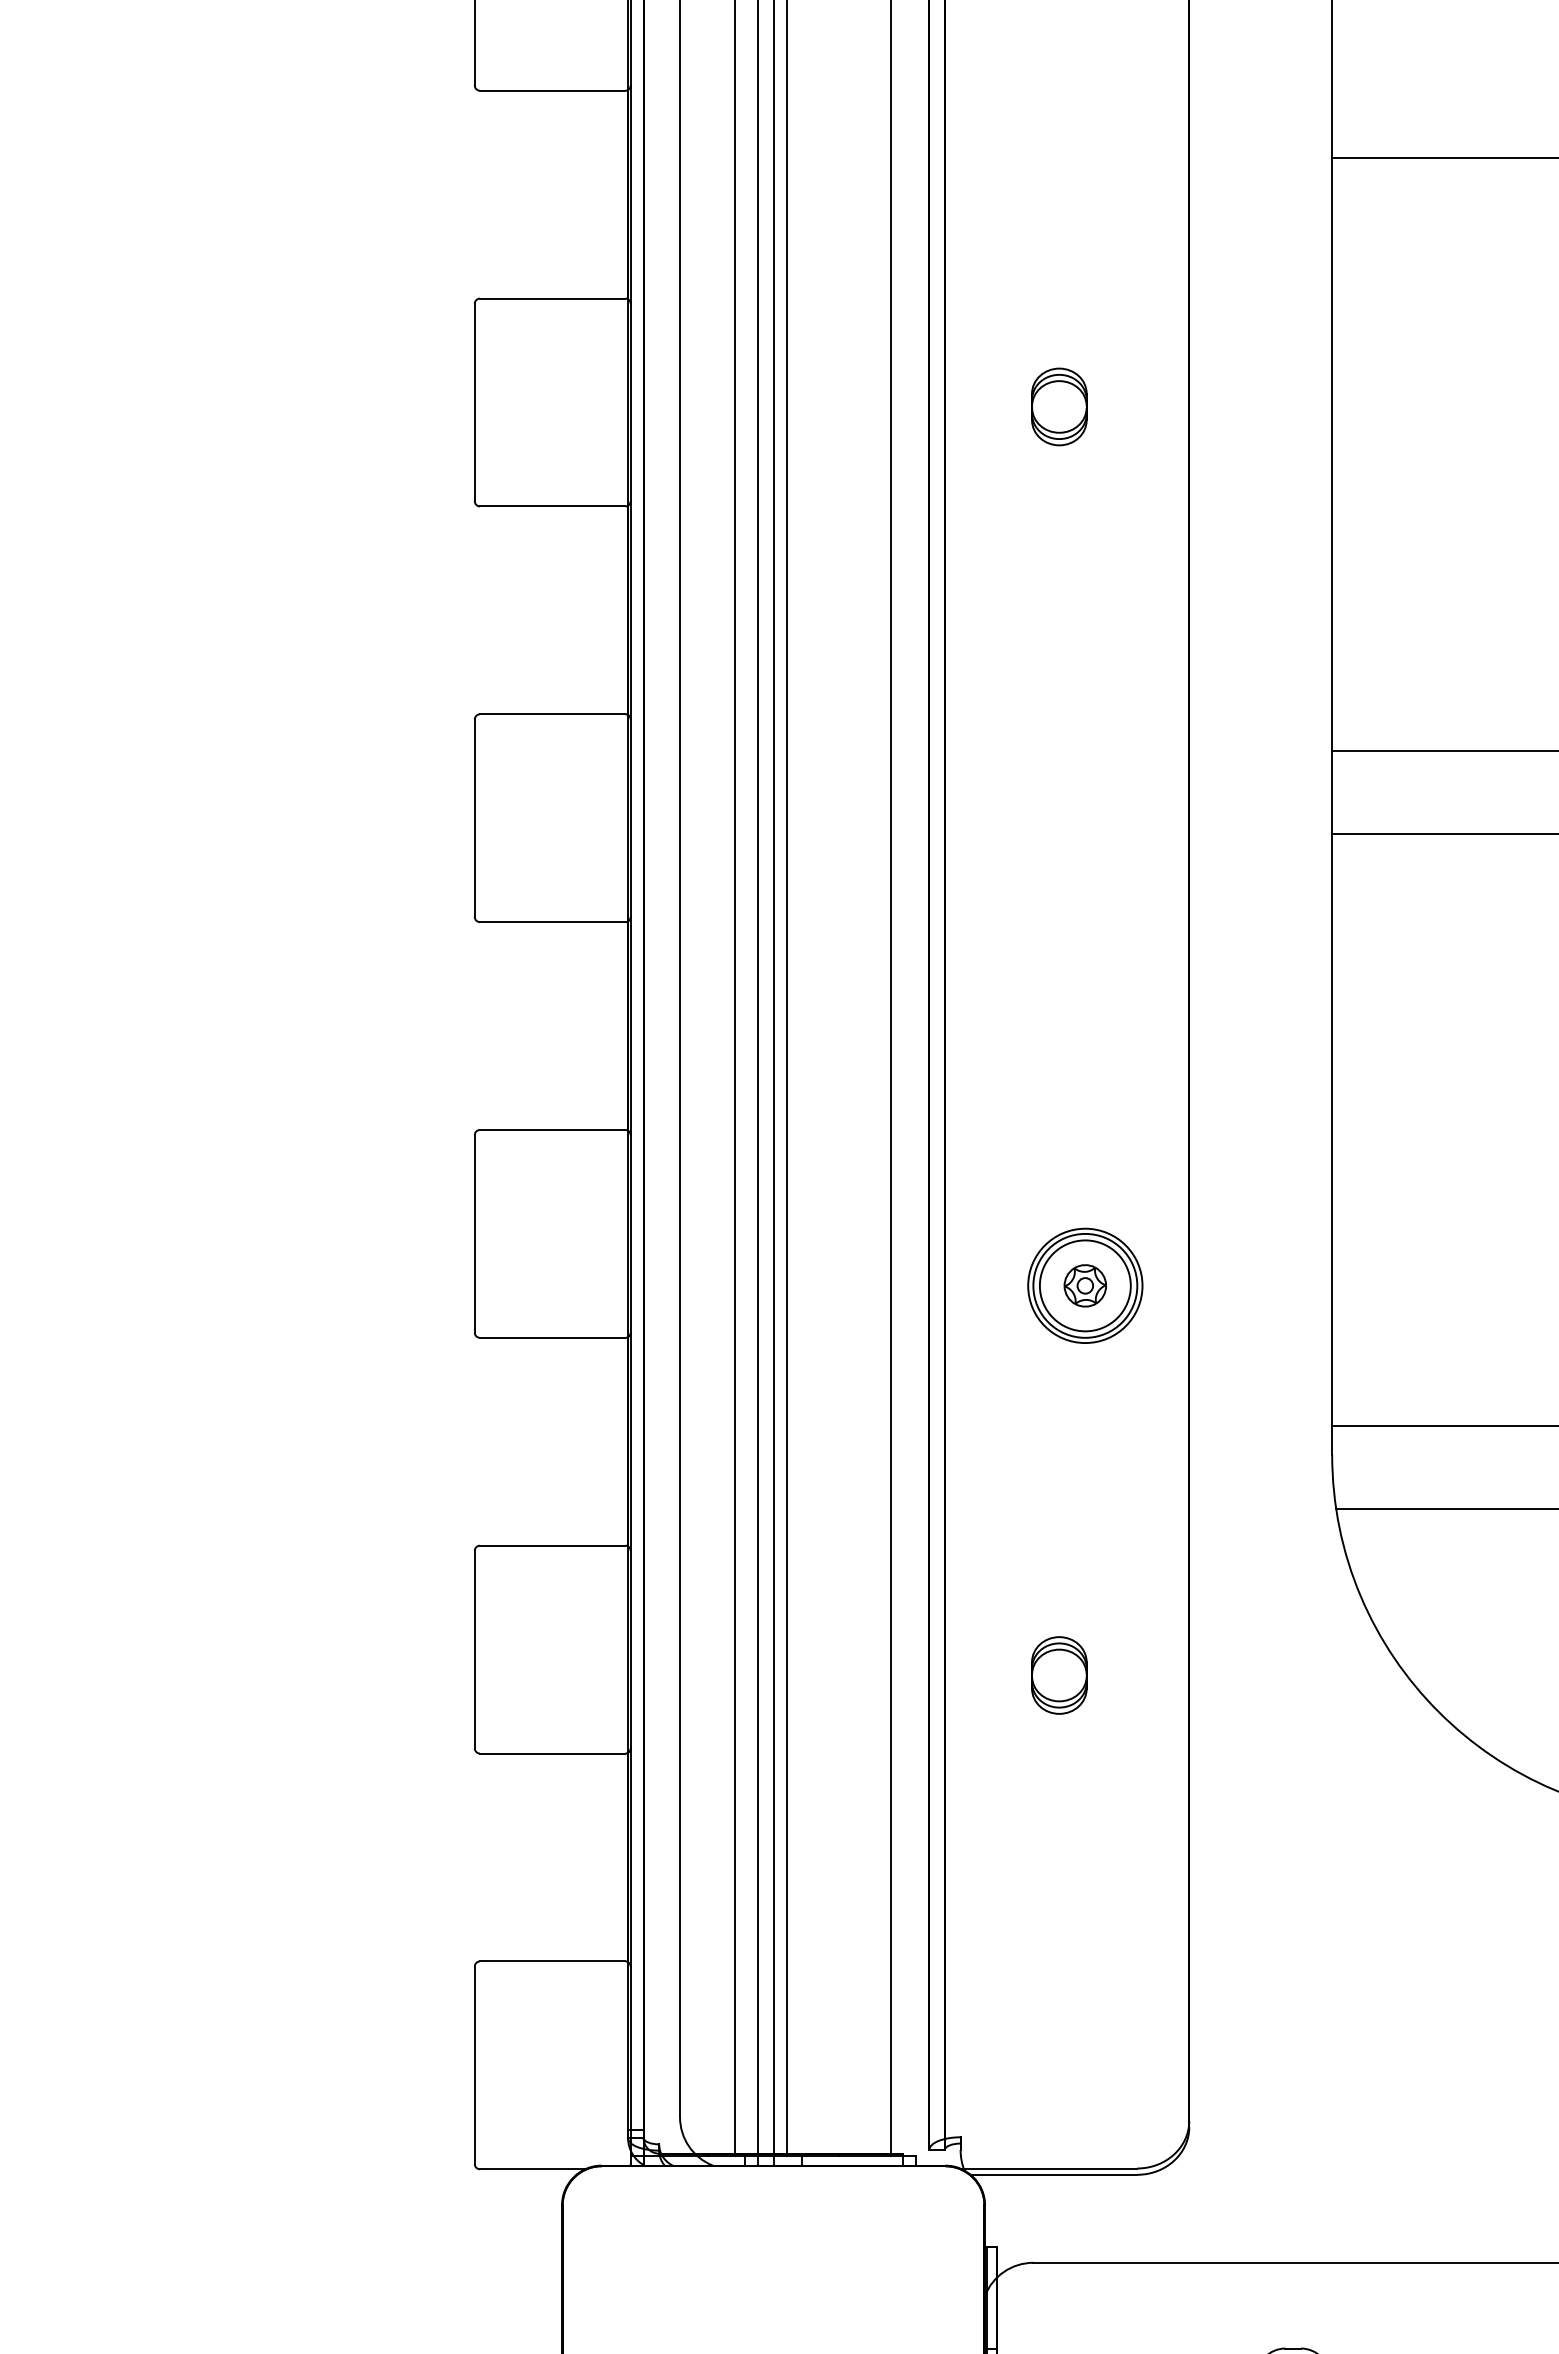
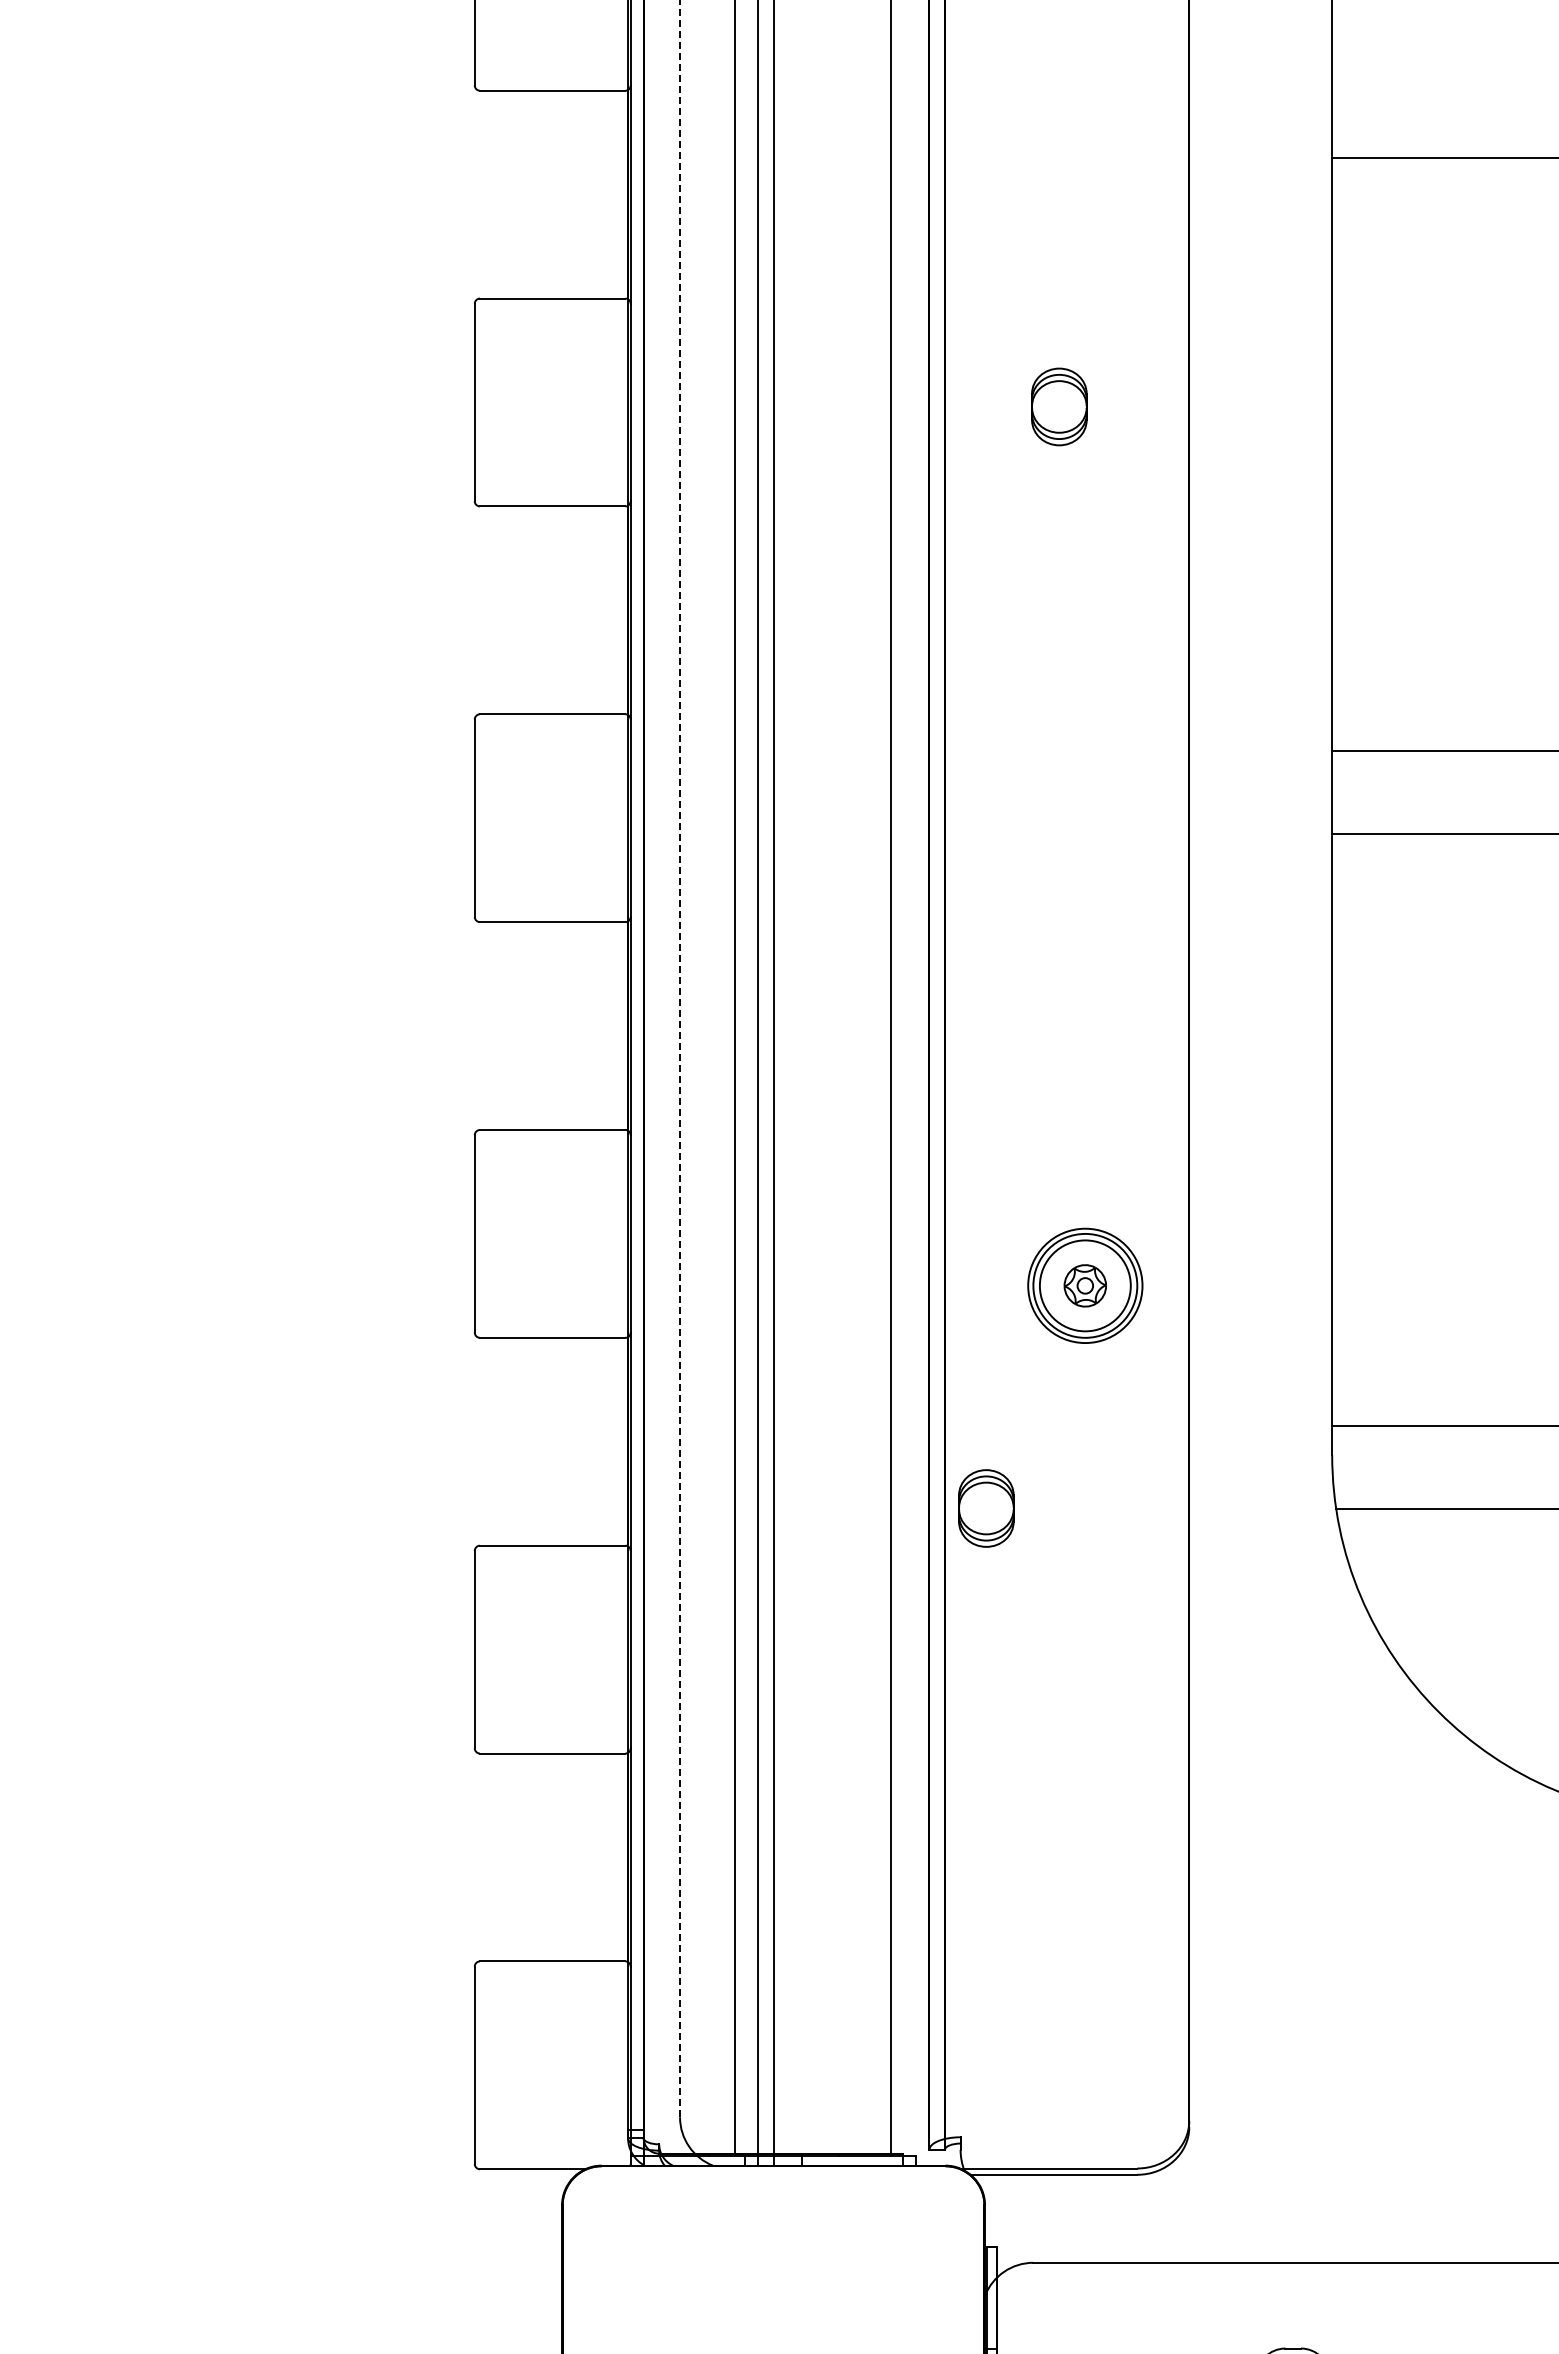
line: solid -> dashed (680, 1058)
line: present -> none (786, 1079)
part position: (1059, 1675) -> (986, 1508) (986, 1508)
